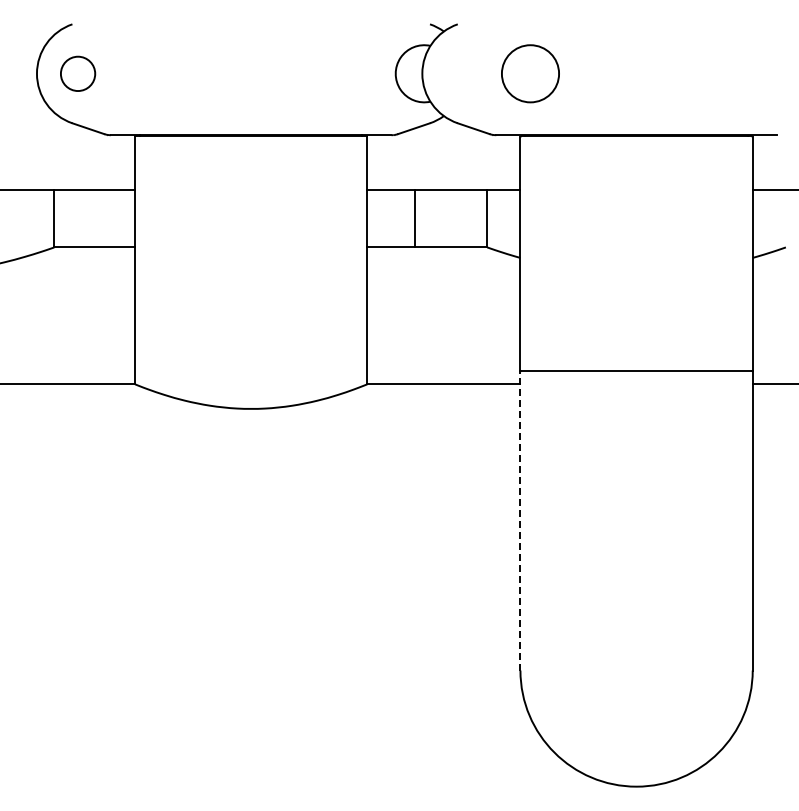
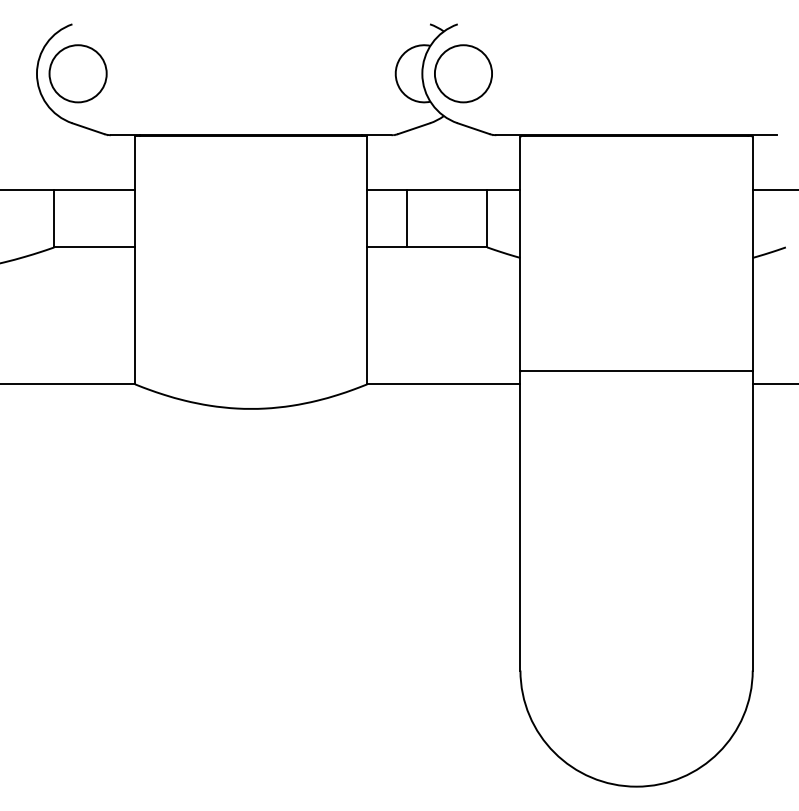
circle size: 37x37 px -> 60x60 px (77, 73)
circle position: (530, 73) -> (463, 73) (463, 73)
line position: (414, 218) -> (406, 218) (406, 218)
line: dashed -> solid (520, 520)
